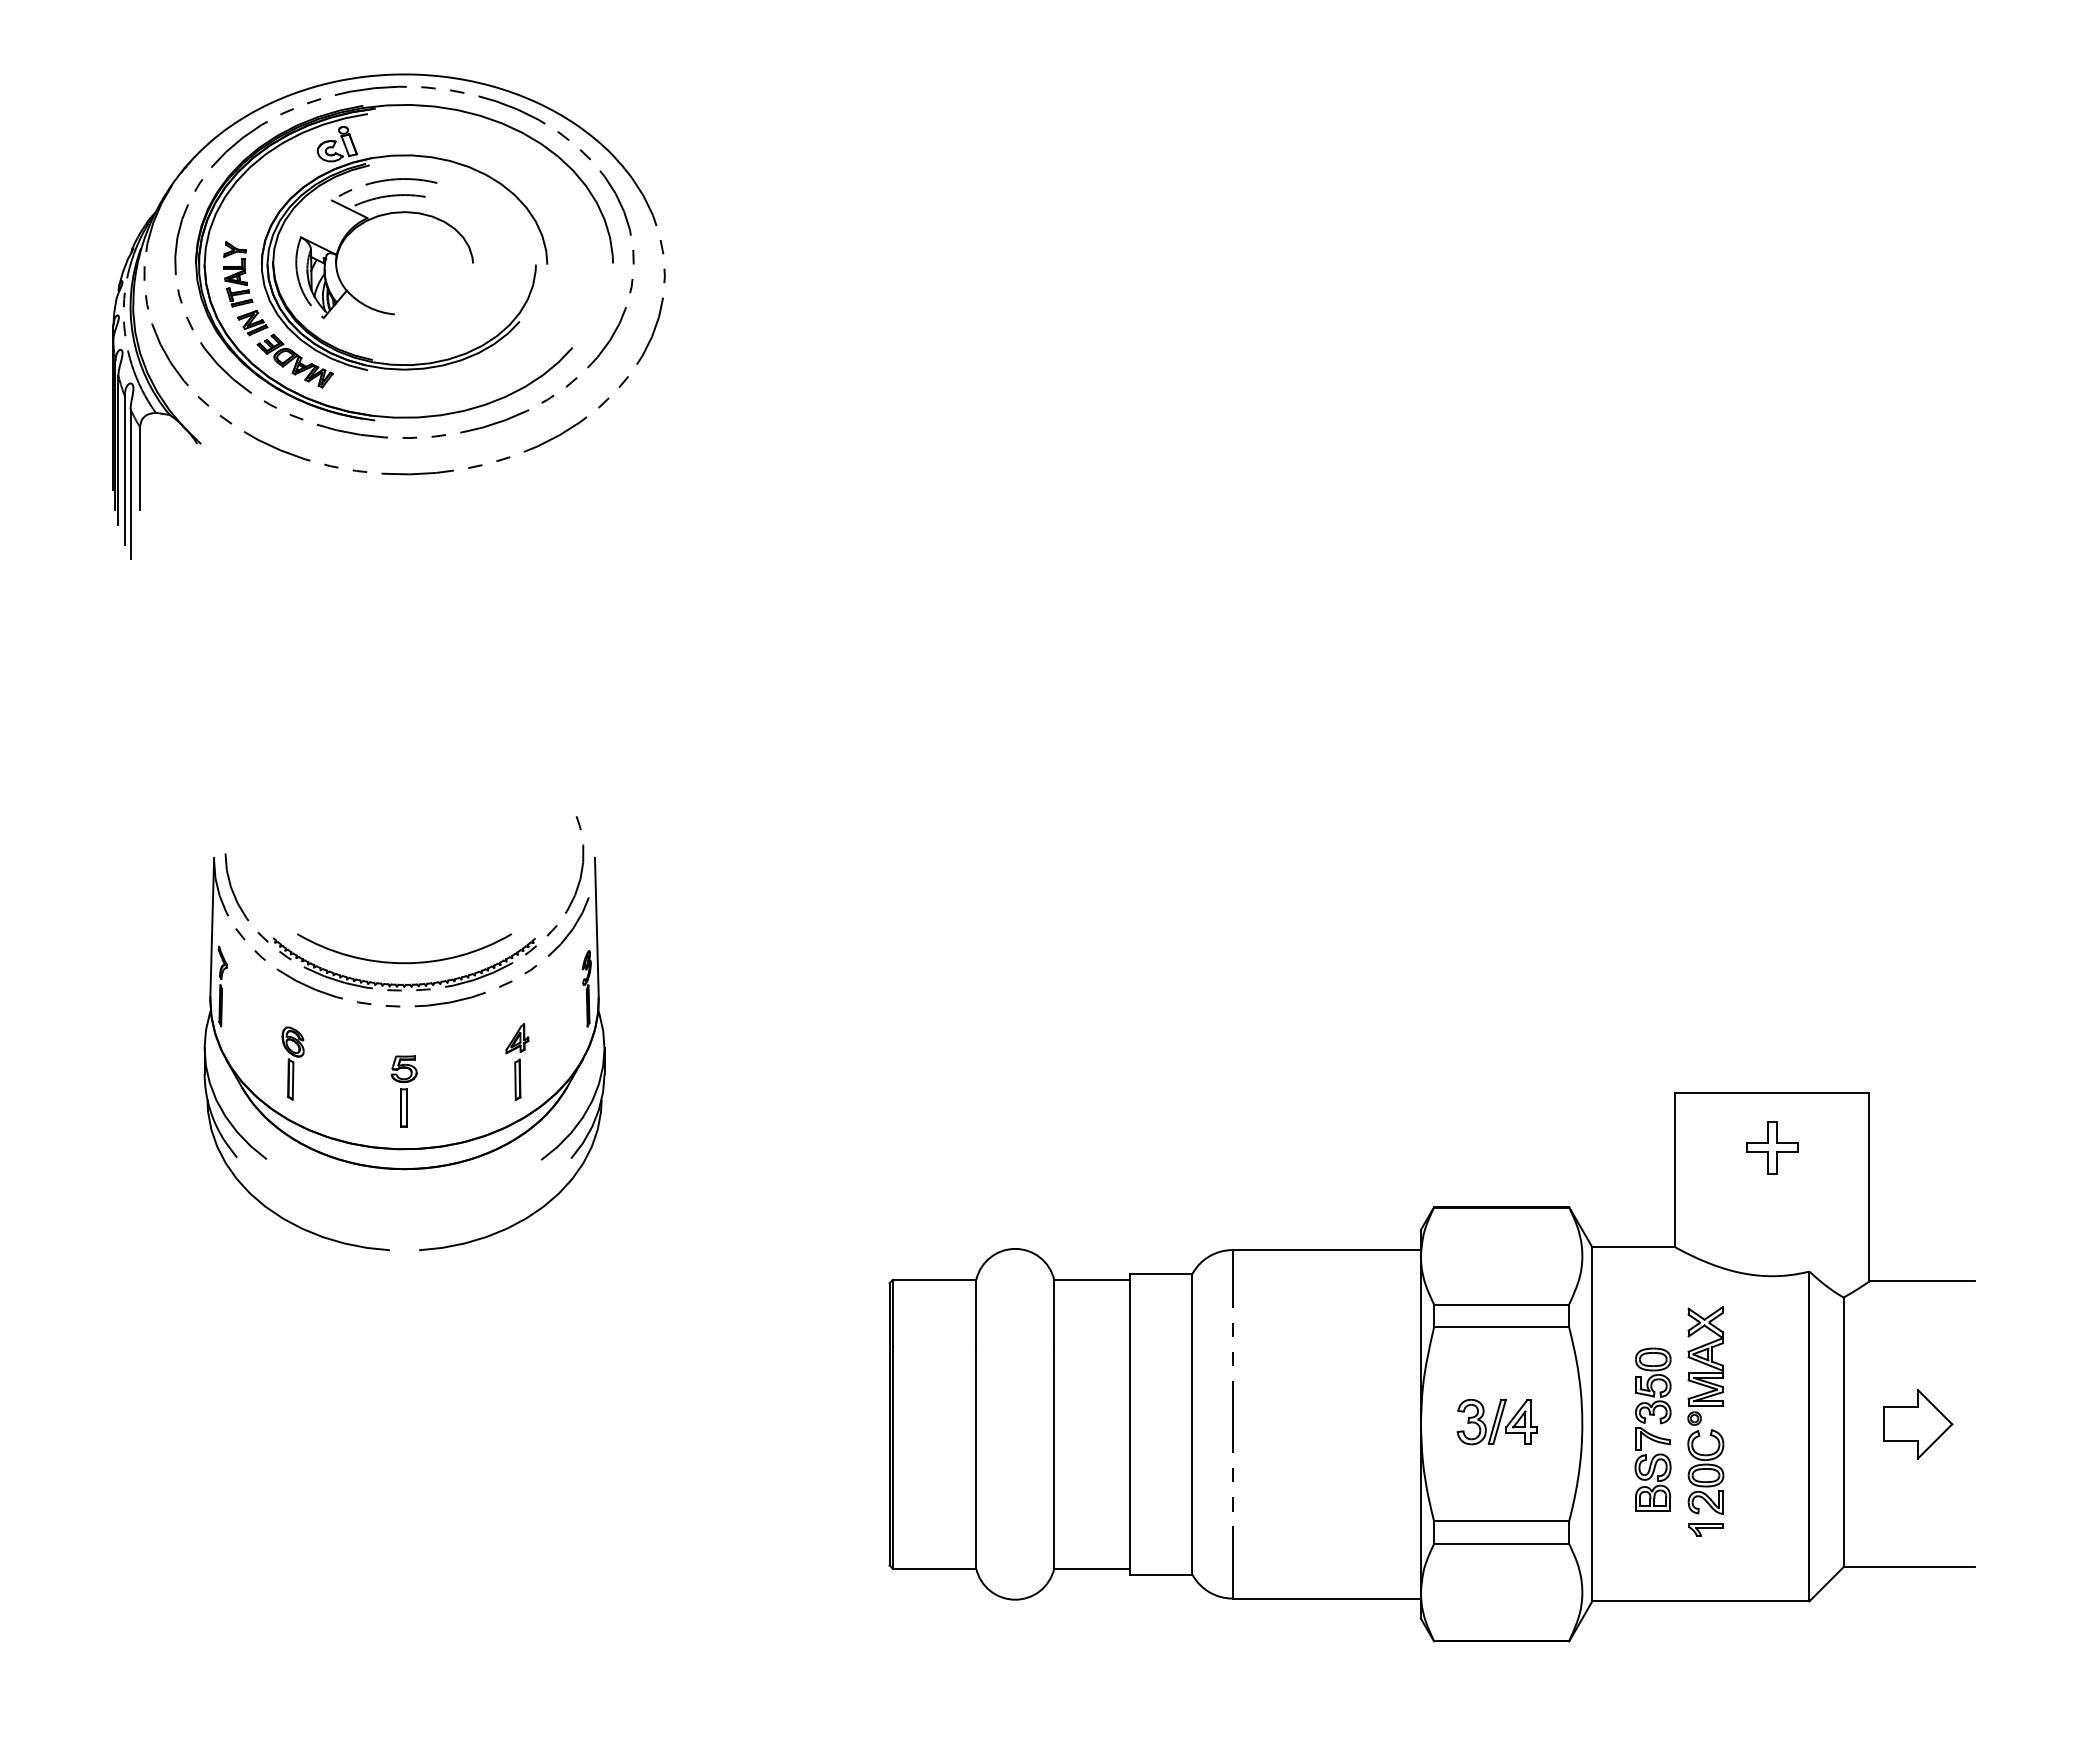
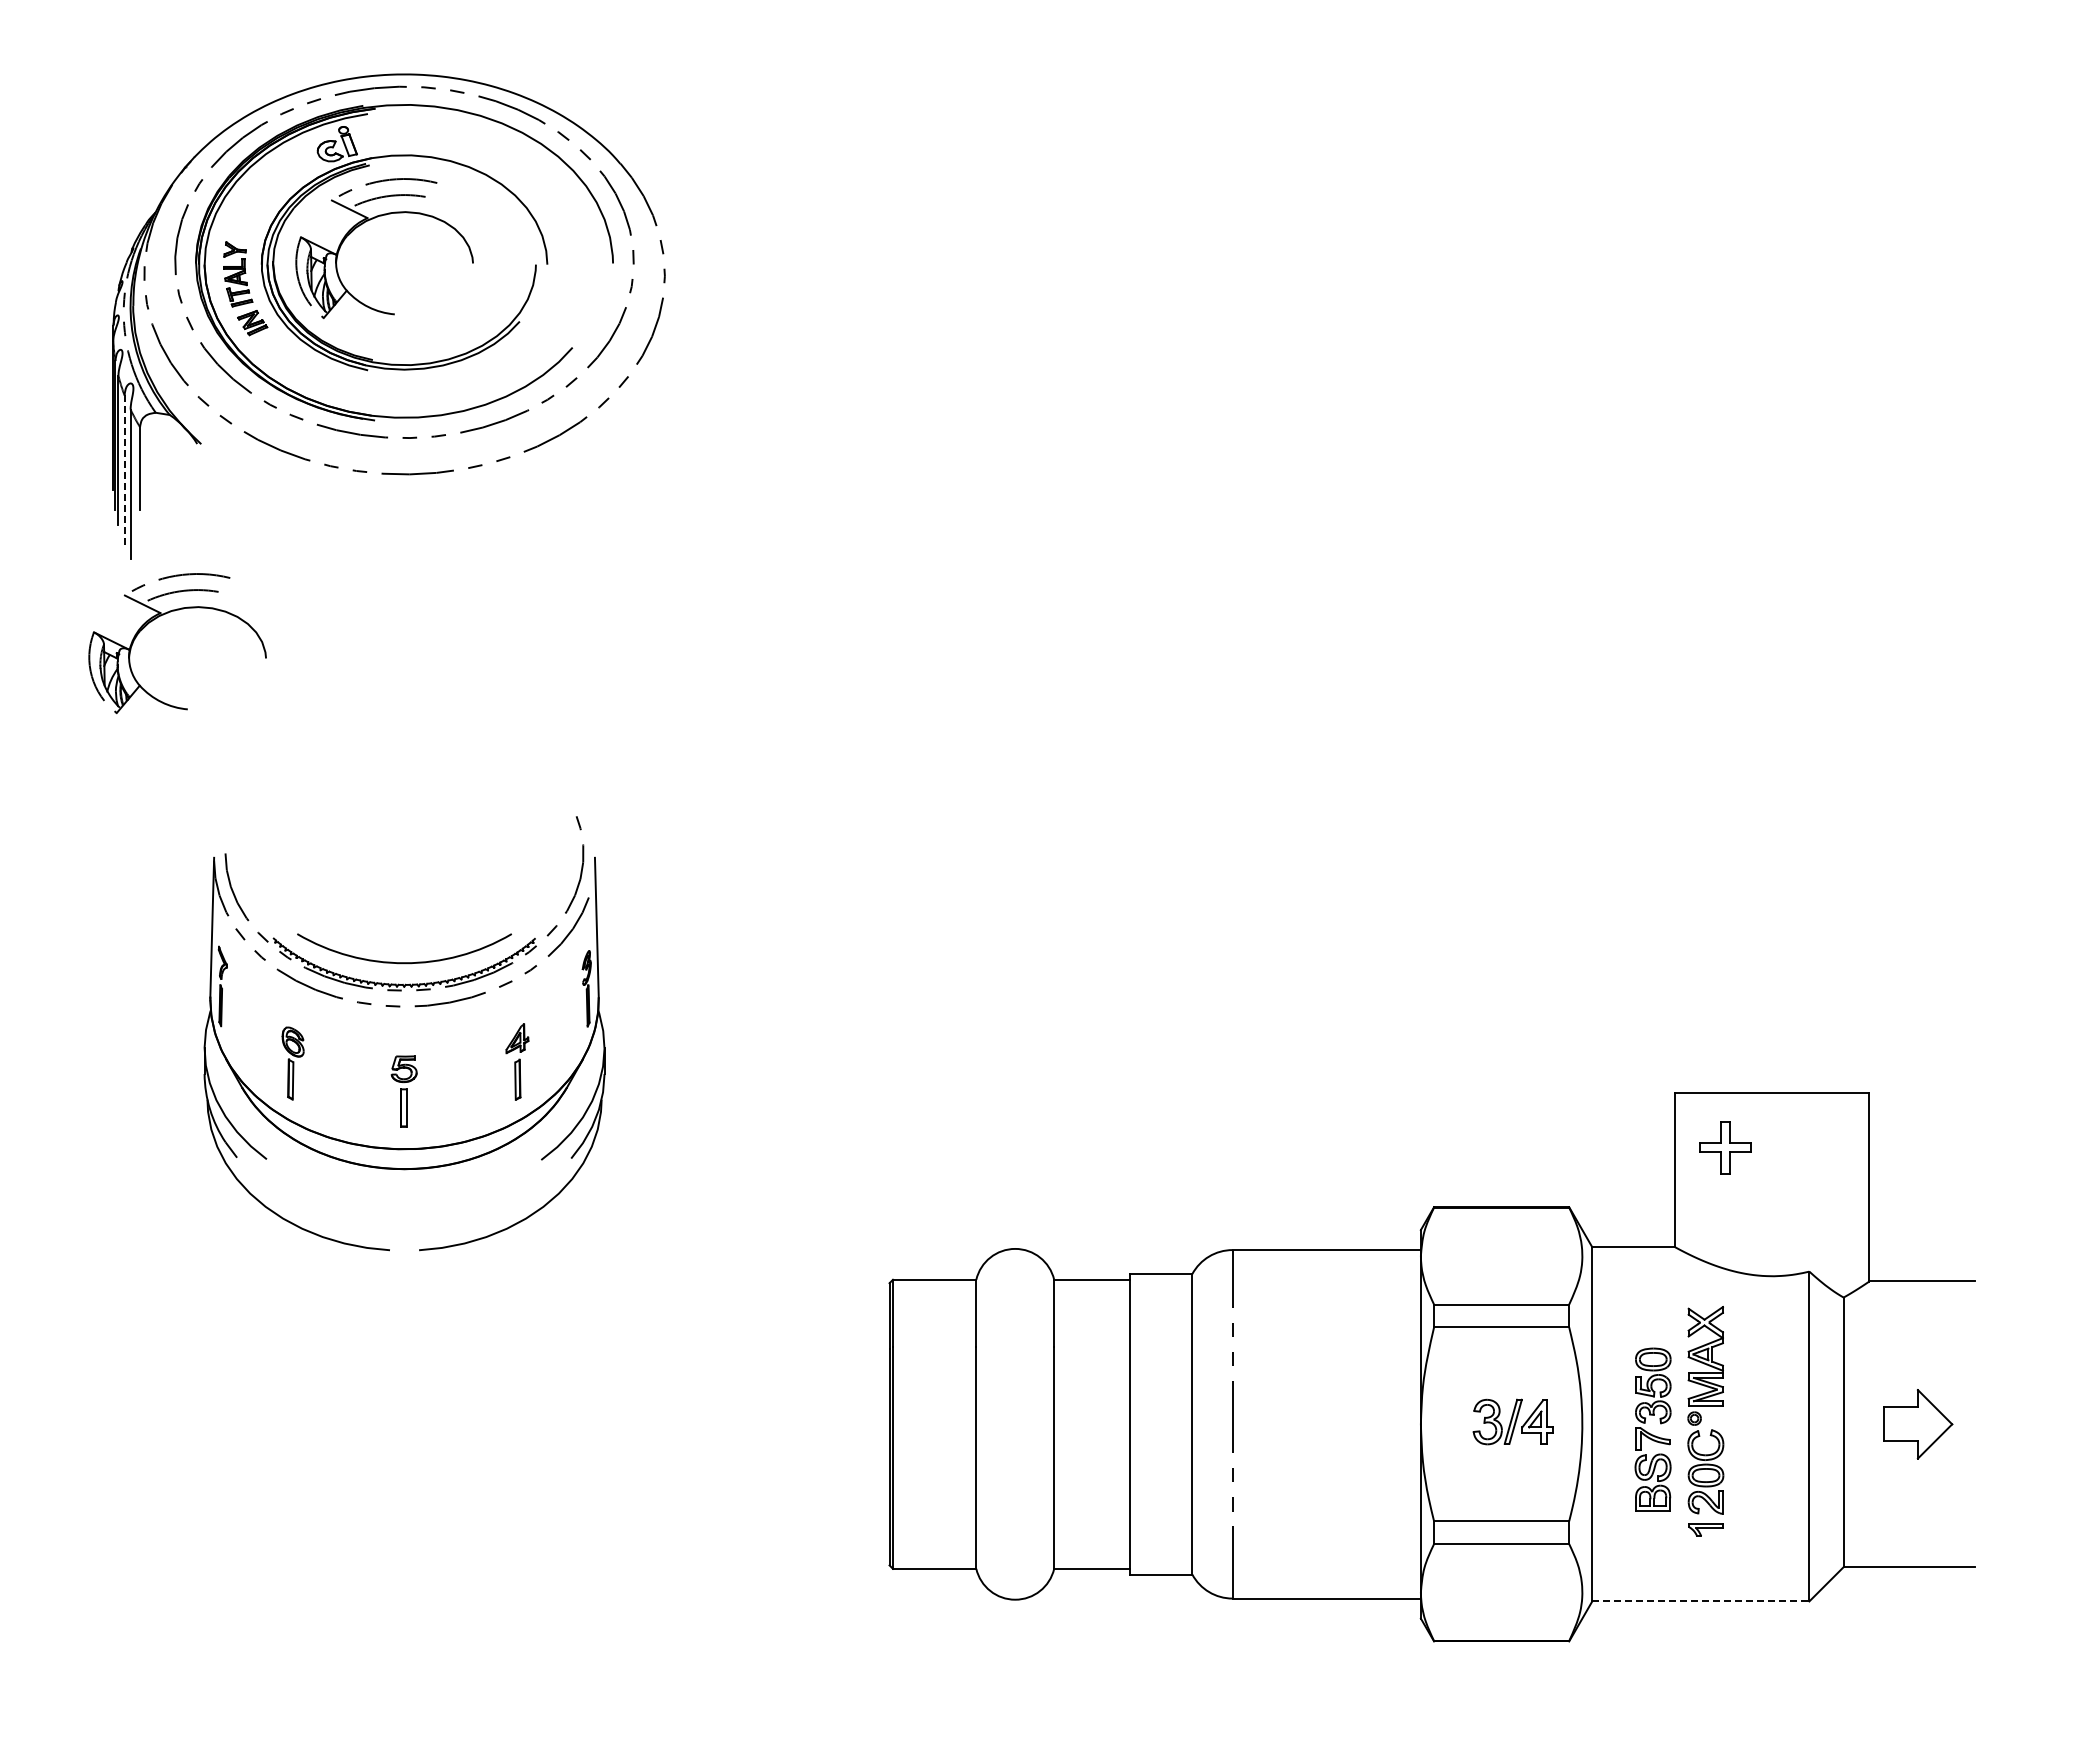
part: present -> none (294, 360)
line: solid -> dashed (124, 469)
part: none -> present (163, 615)
part position: (1772, 1147) -> (1725, 1147) (1725, 1147)
part position: (1496, 1421) -> (1512, 1421) (1512, 1421)
line: solid -> dashed (1700, 1601)
